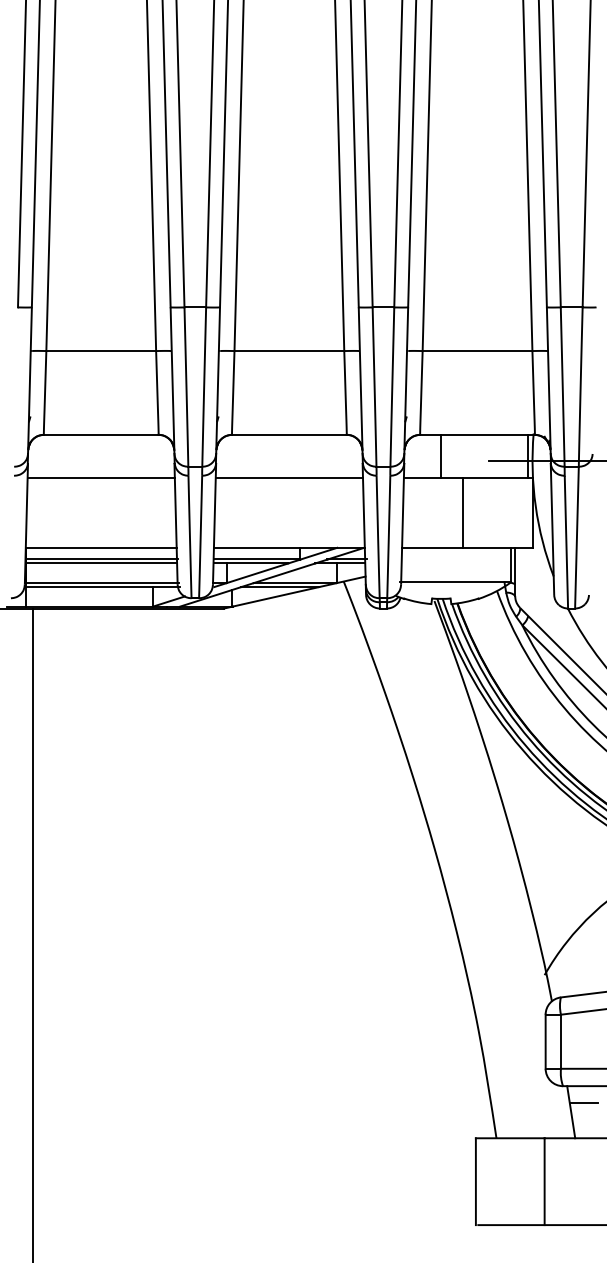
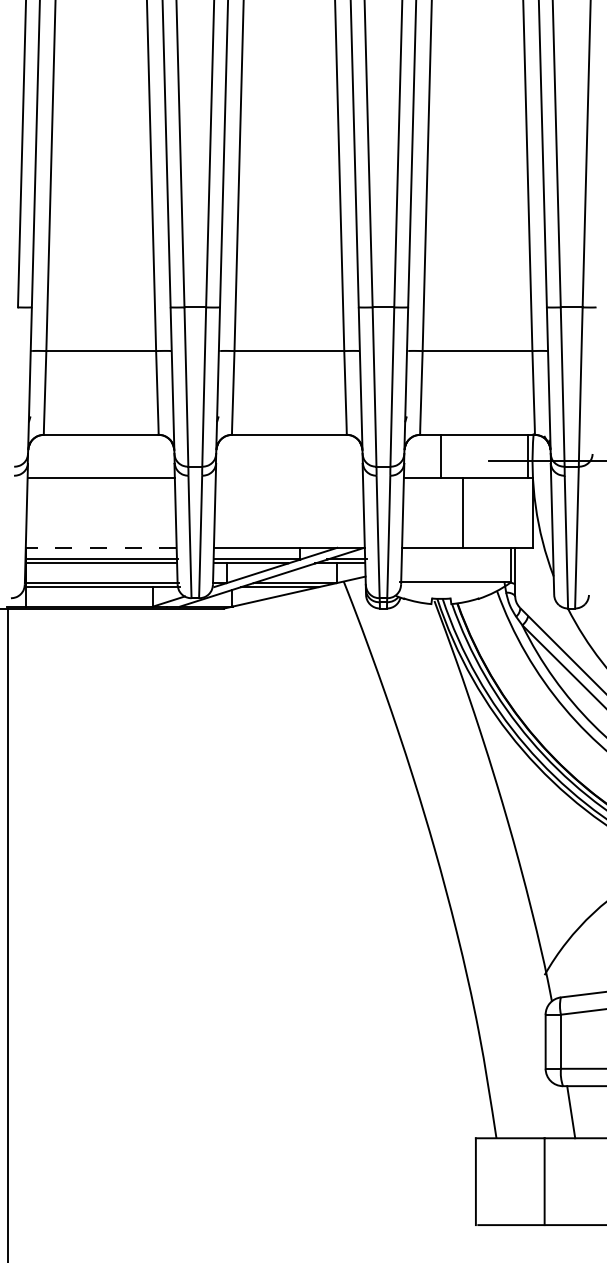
line: present -> none (289, 478)
line: solid -> dashed (100, 547)
line position: (33, 933) -> (8, 933) (8, 933)
line: present -> none (583, 1103)
